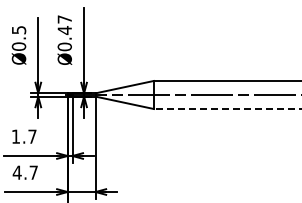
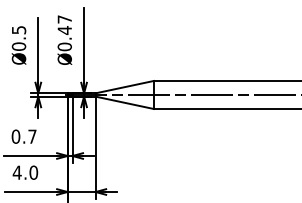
line: dashed -> solid (227, 109)
text: 1.7 -> 0.7 (15, 136)
text: 4.7 -> 4.0 (33, 172)
